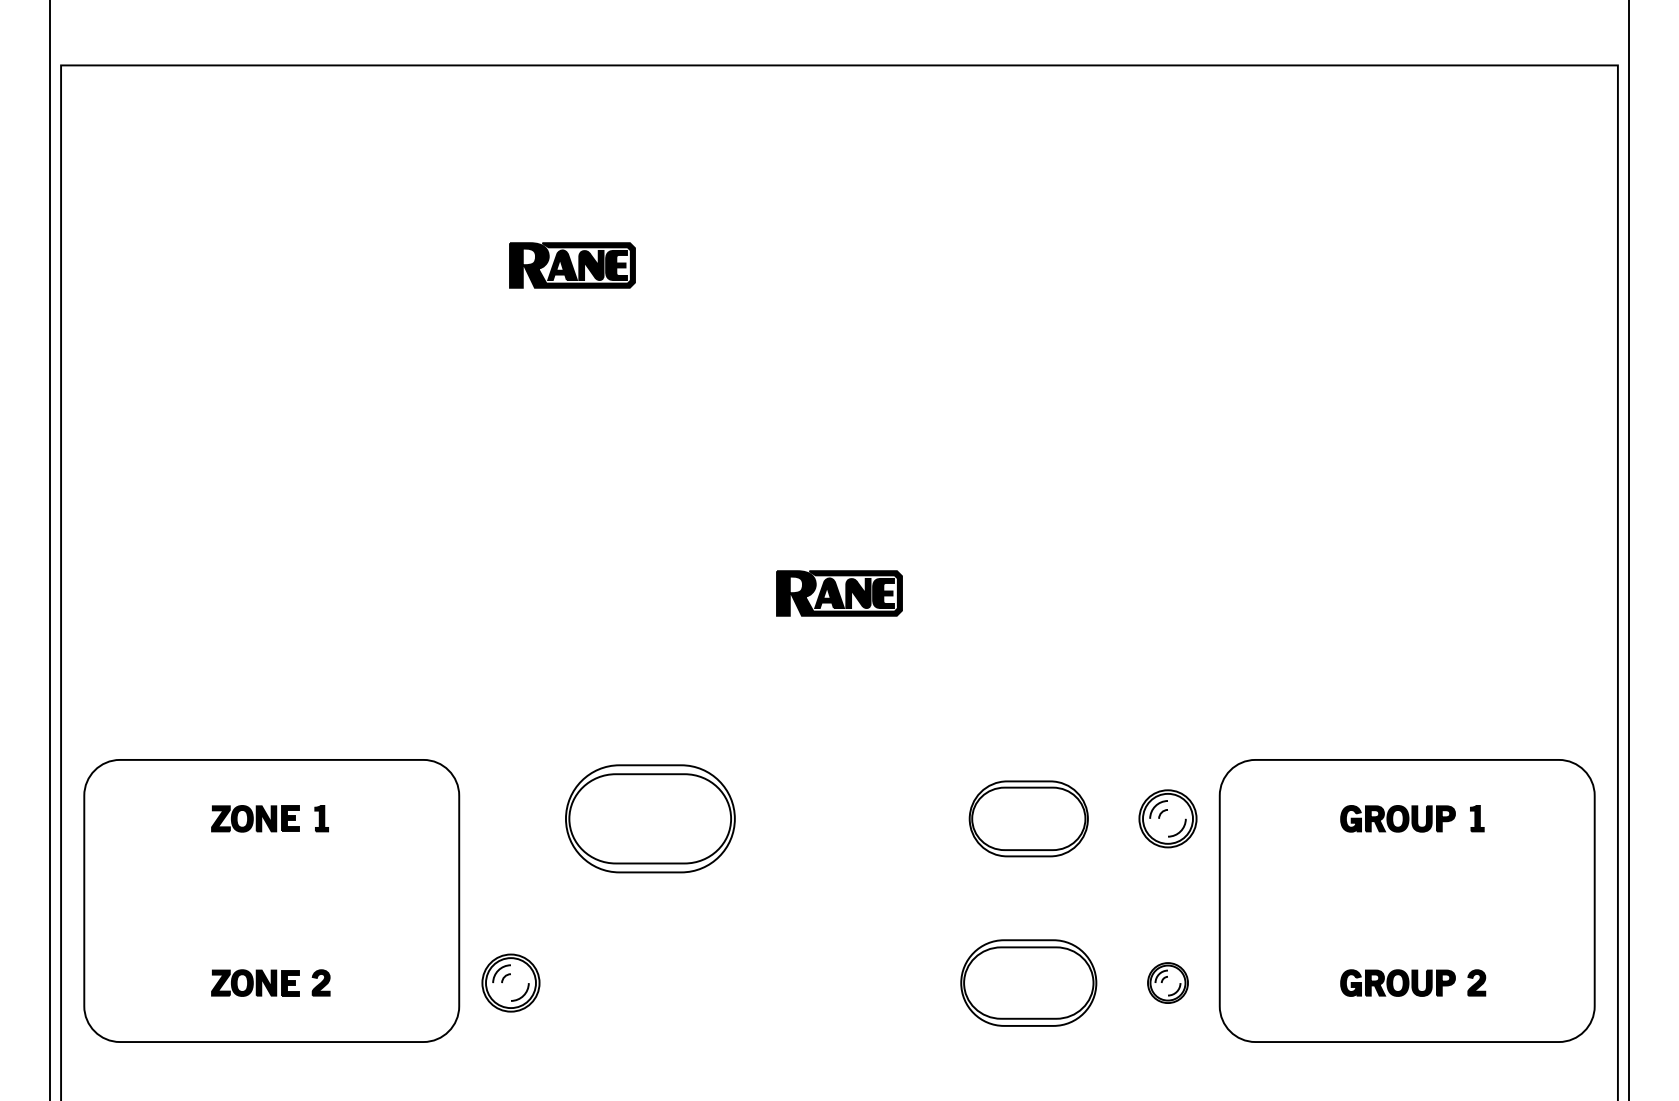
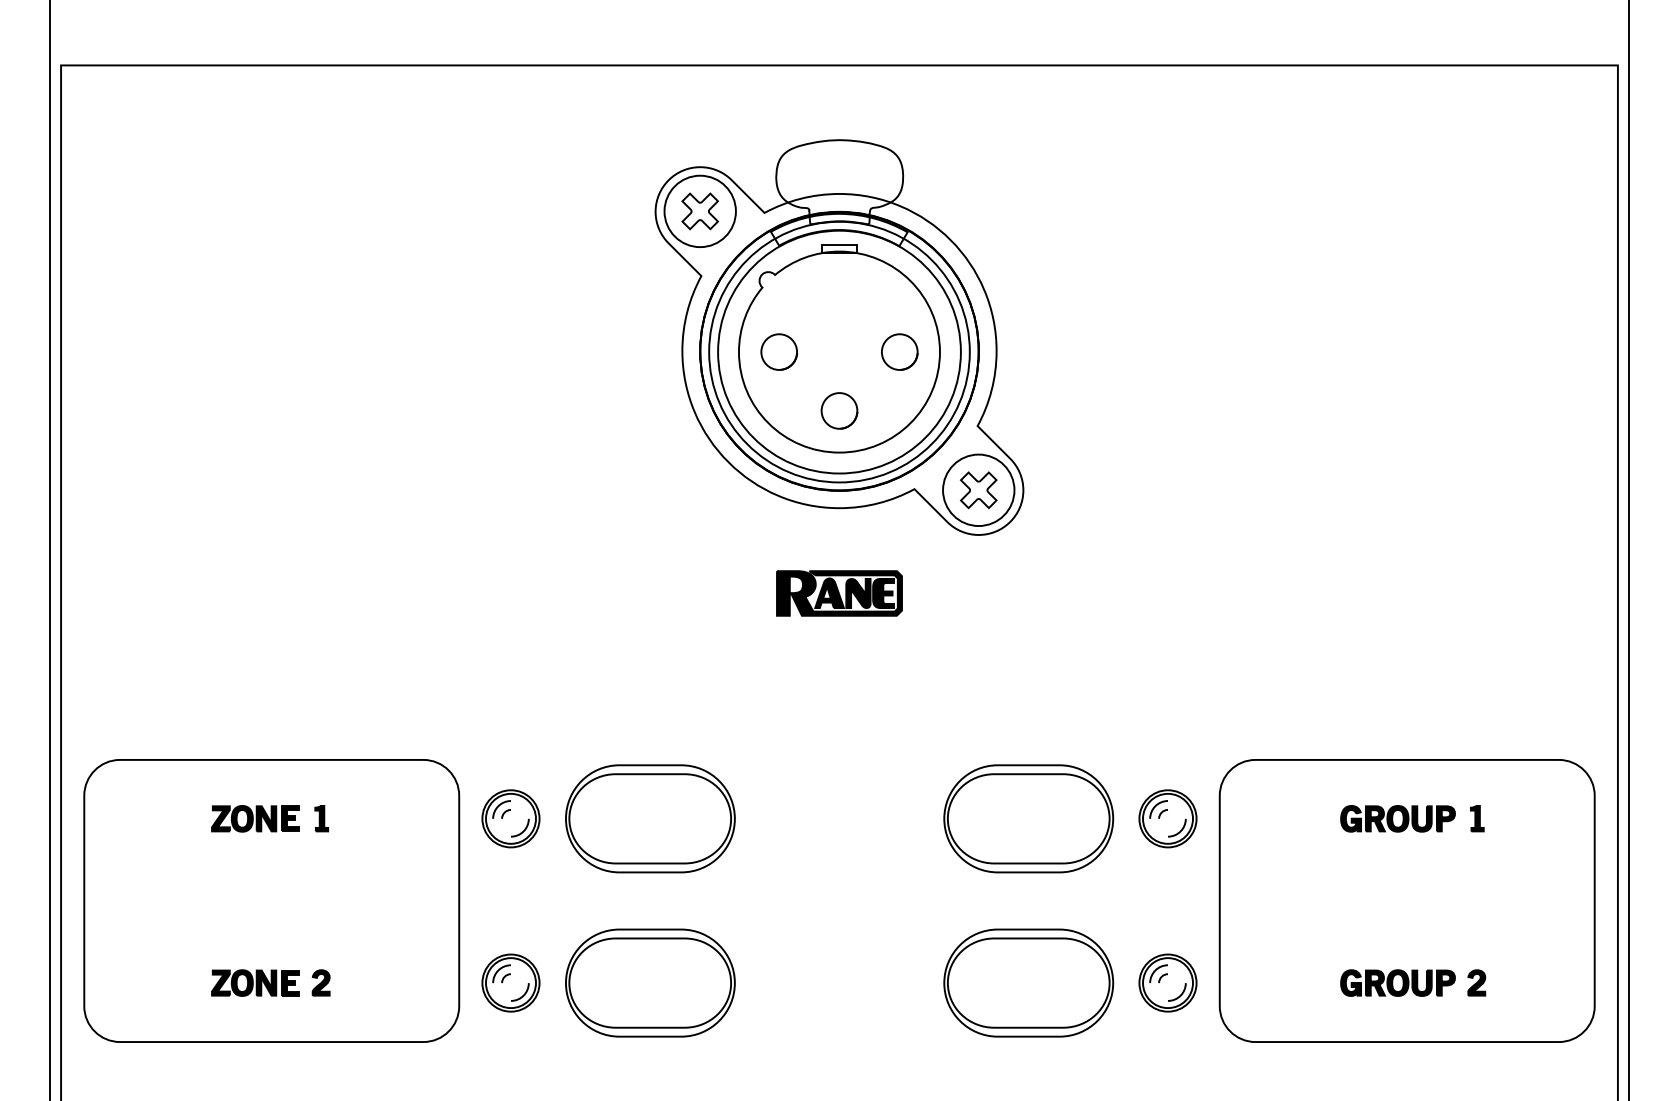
part: present -> none (572, 265)
part: none -> present (839, 337)
part: none -> present (510, 818)
part size: 121x78 px -> 172x110 px (1028, 818)
part: none -> present (650, 982)
part size: 138x88 px -> 172x110 px (1028, 982)
part size: 42x42 px -> 60x60 px (1167, 982)
